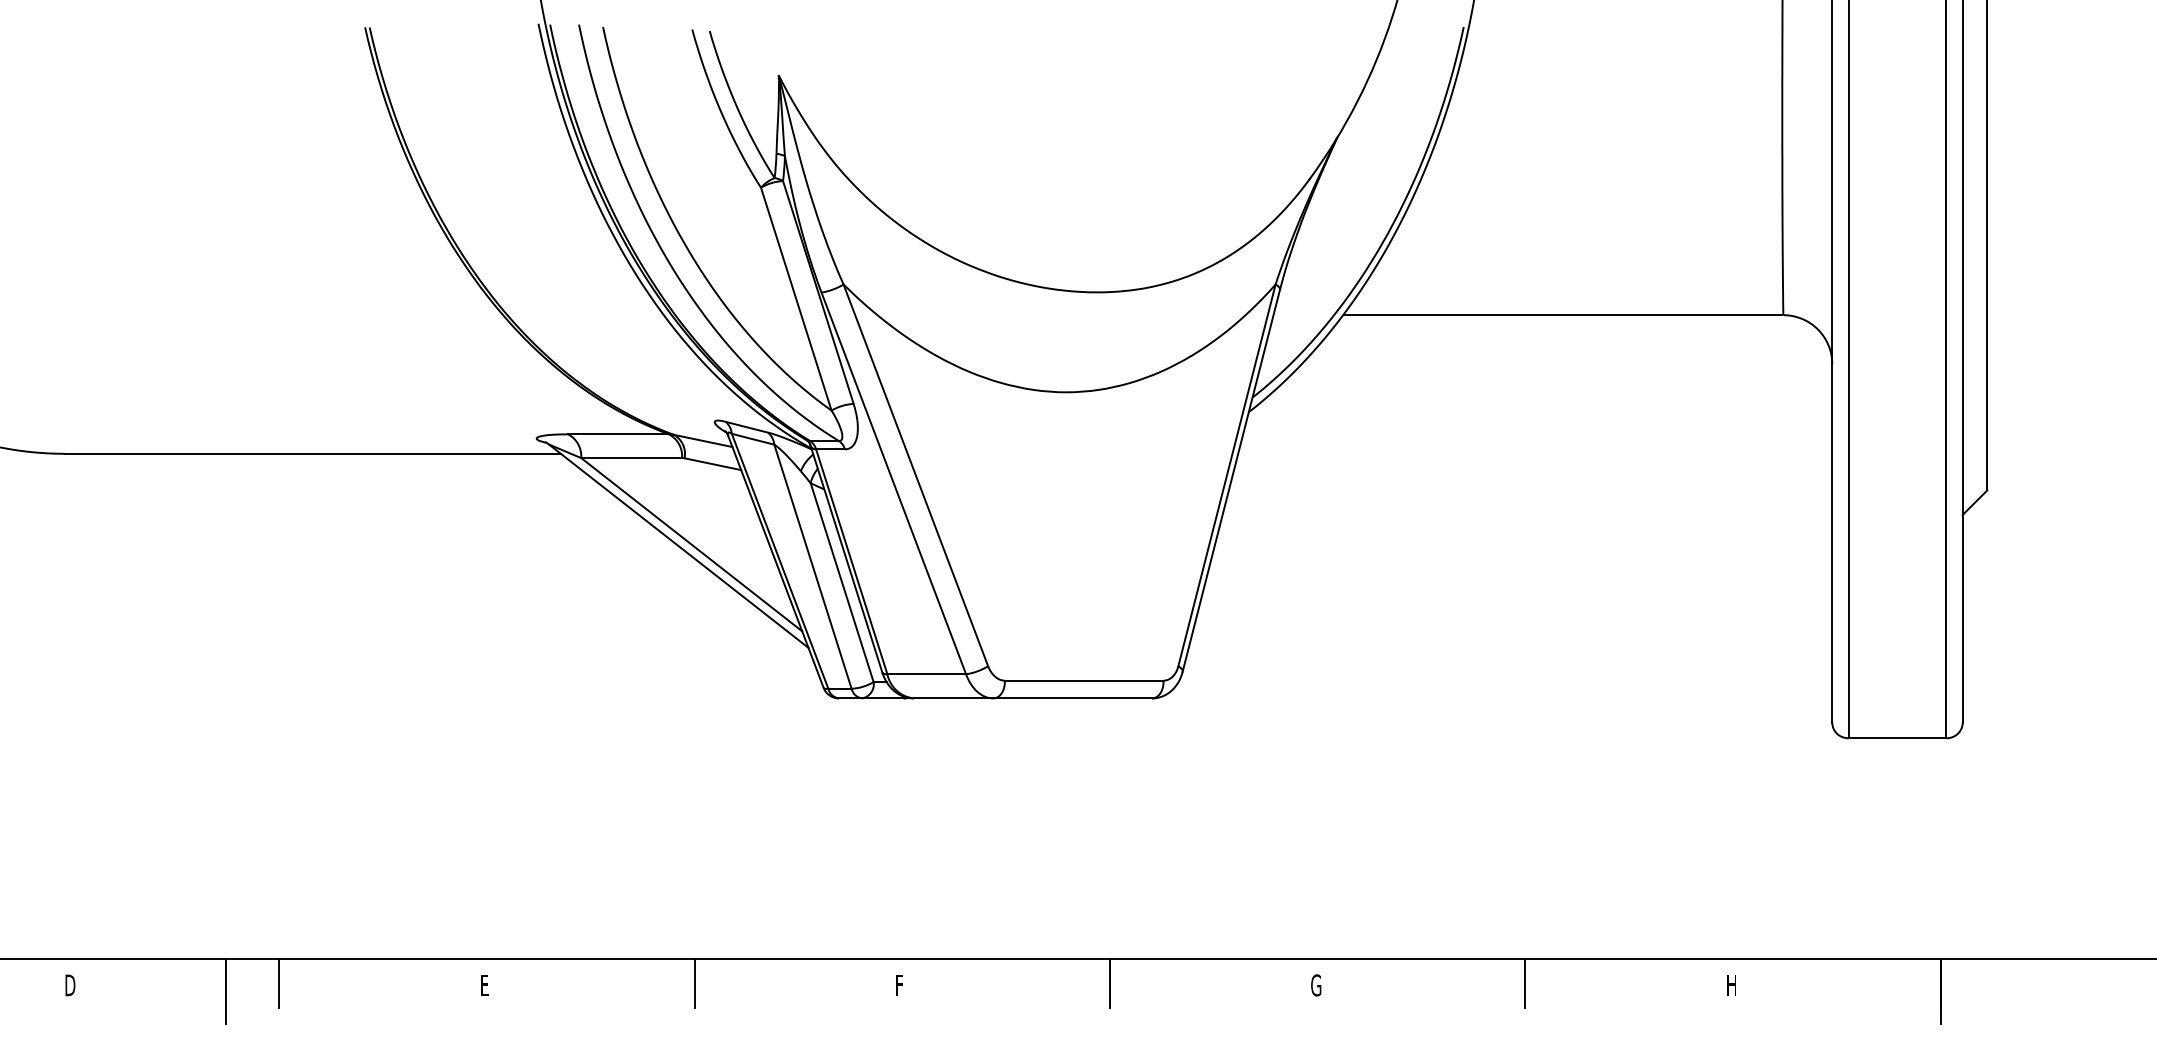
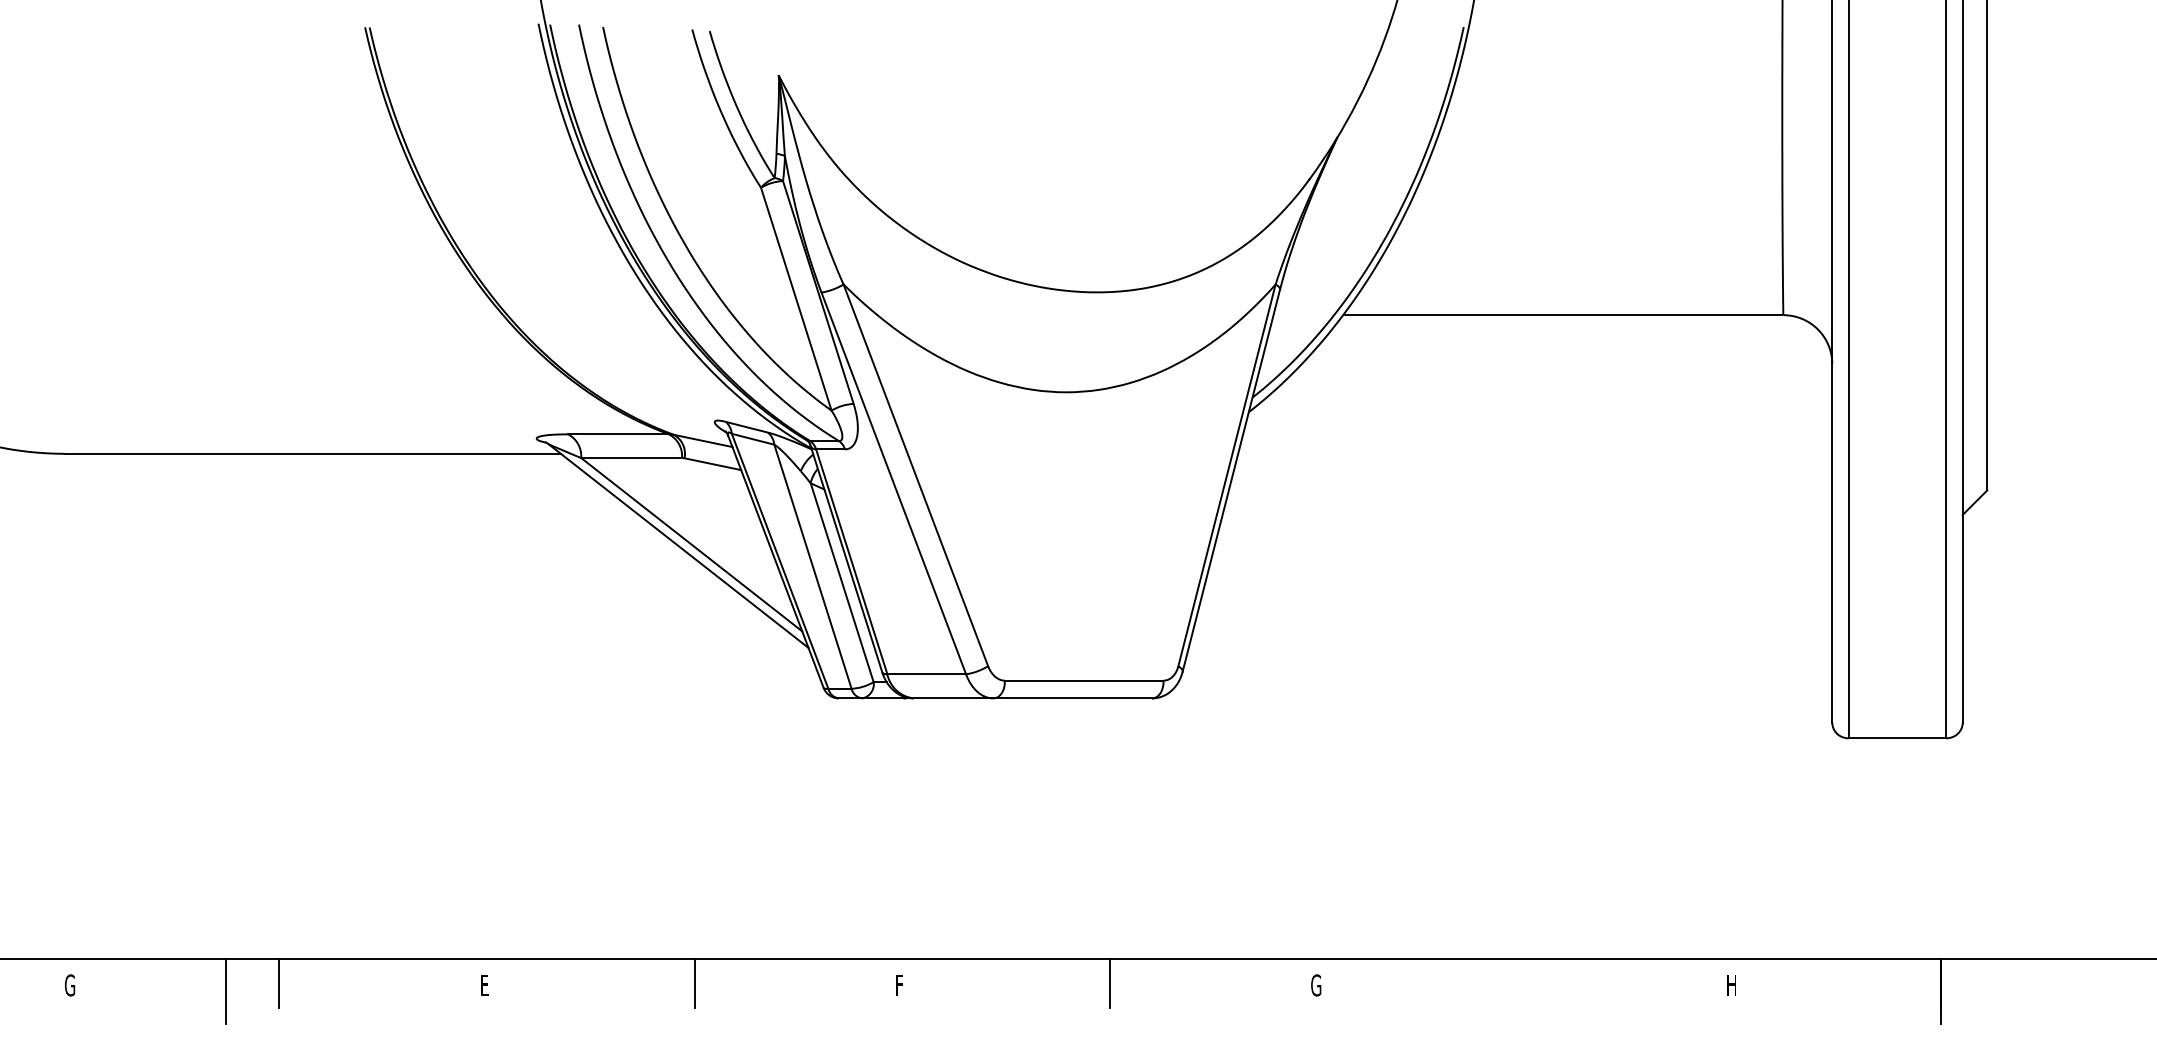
line: present -> none (1525, 982)
text: D -> G (69, 985)
